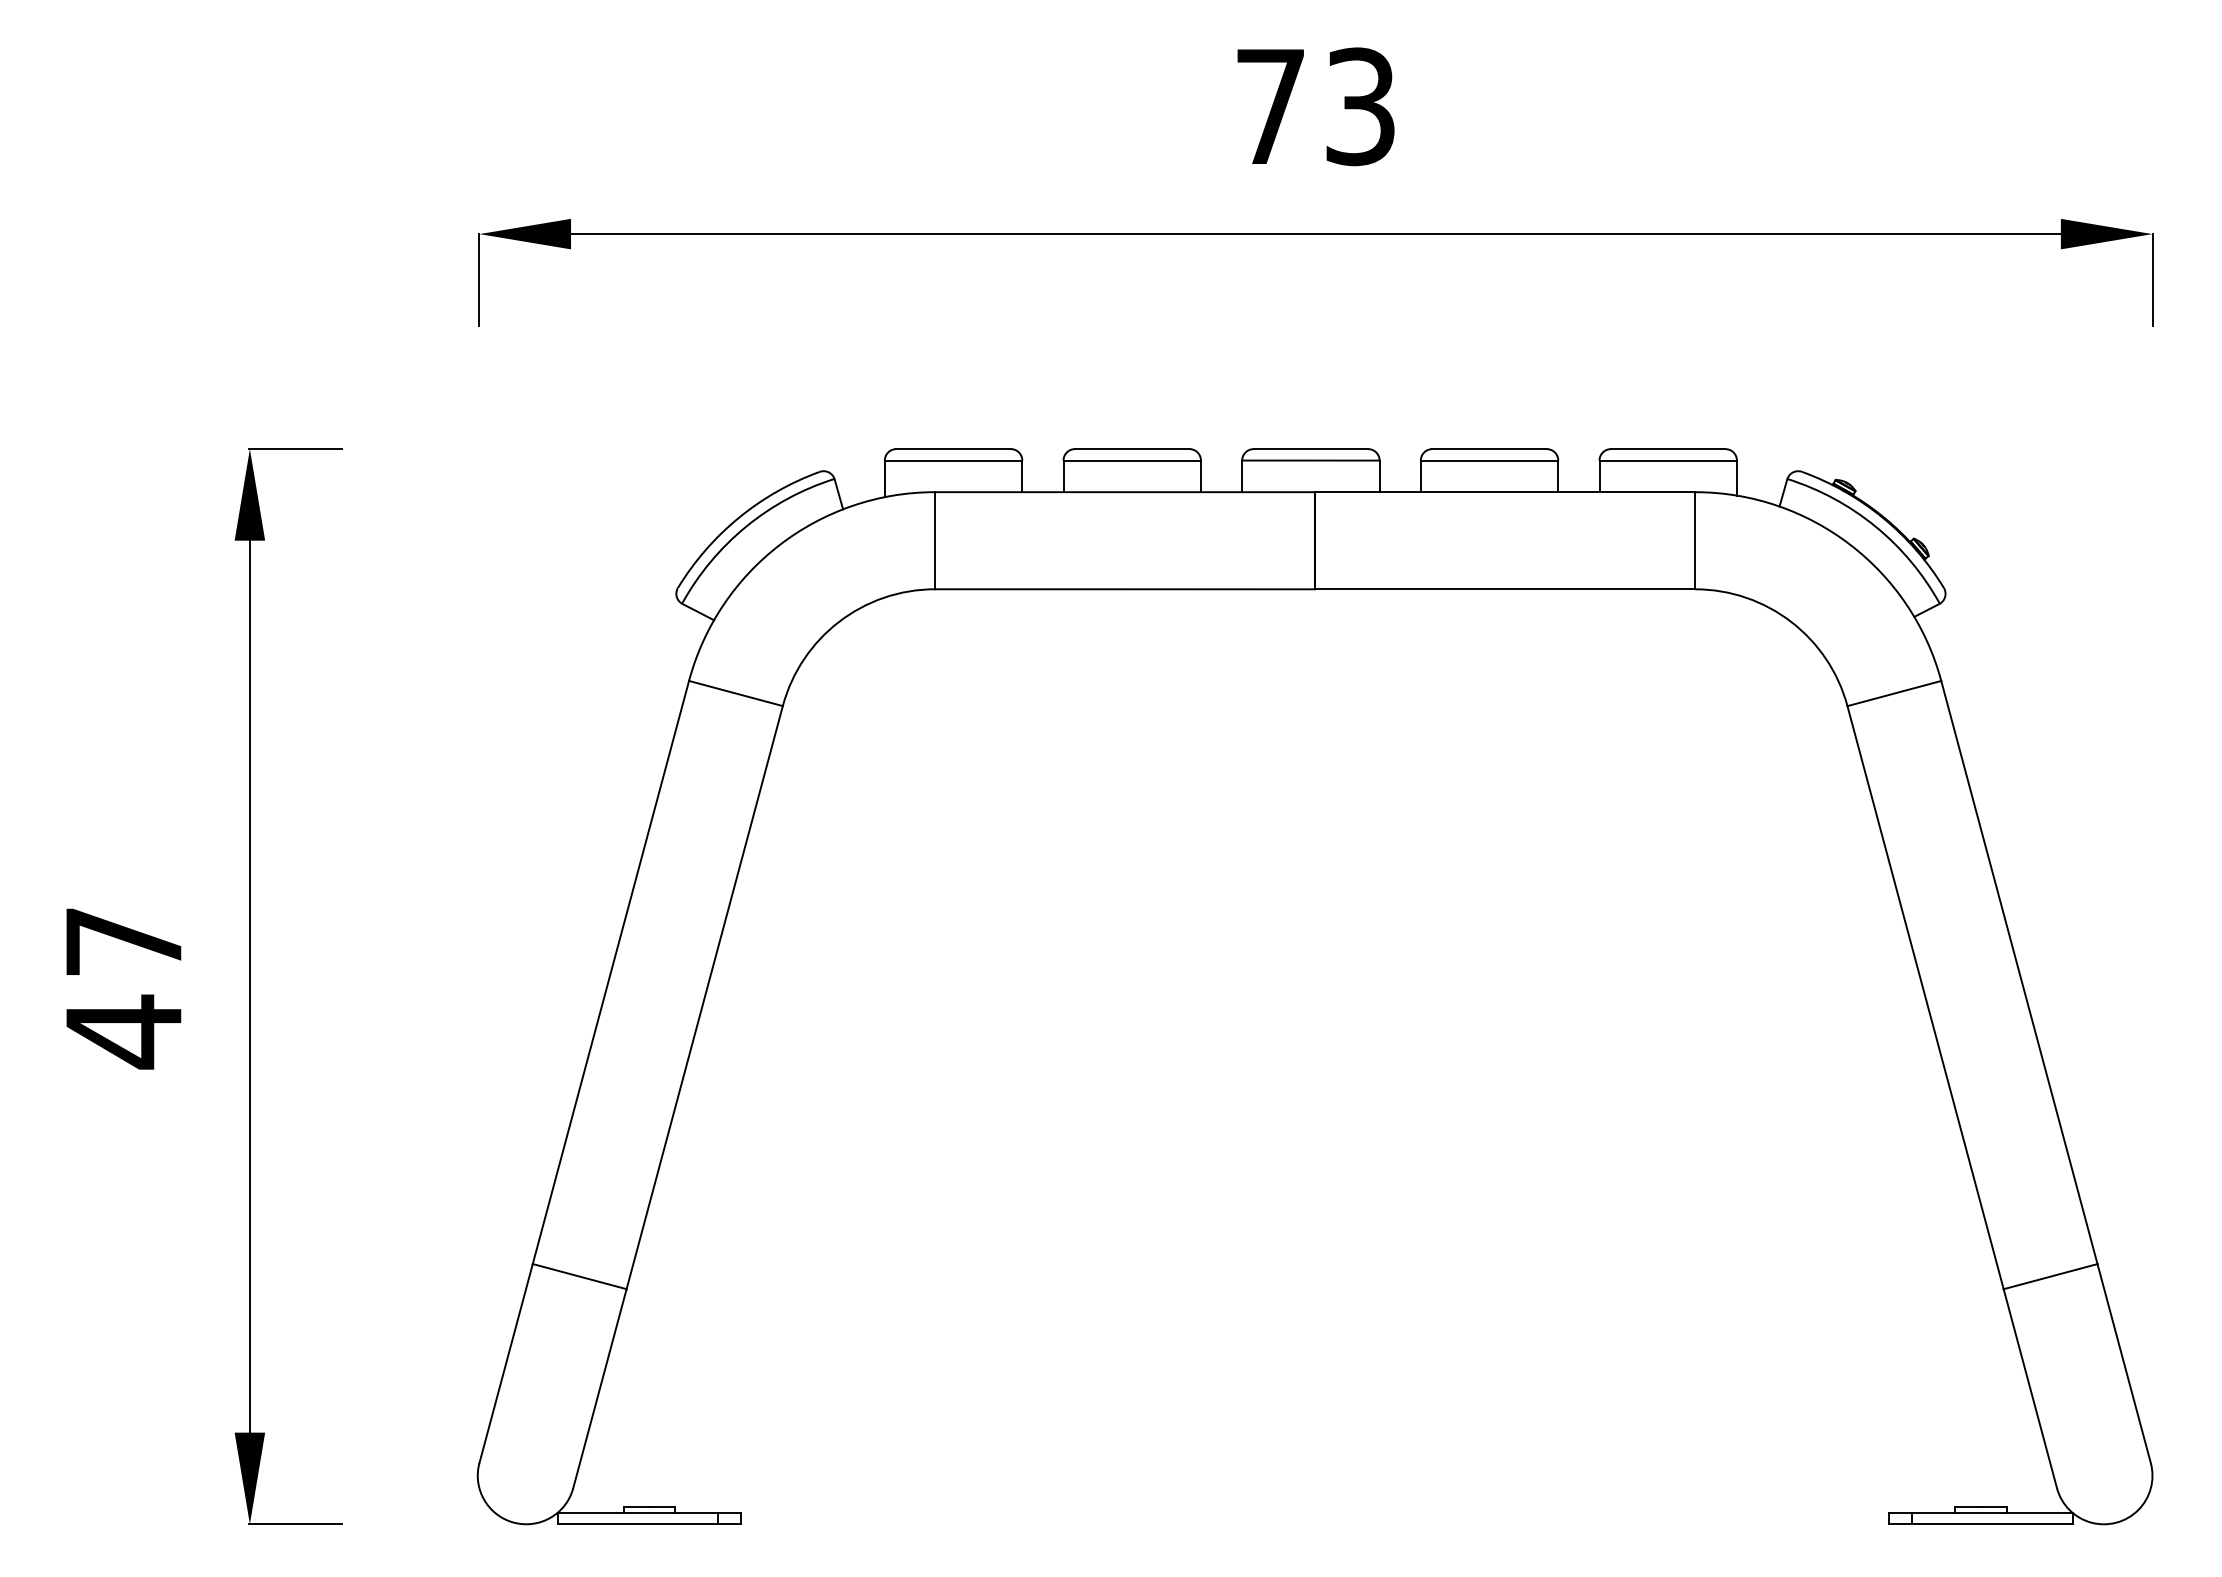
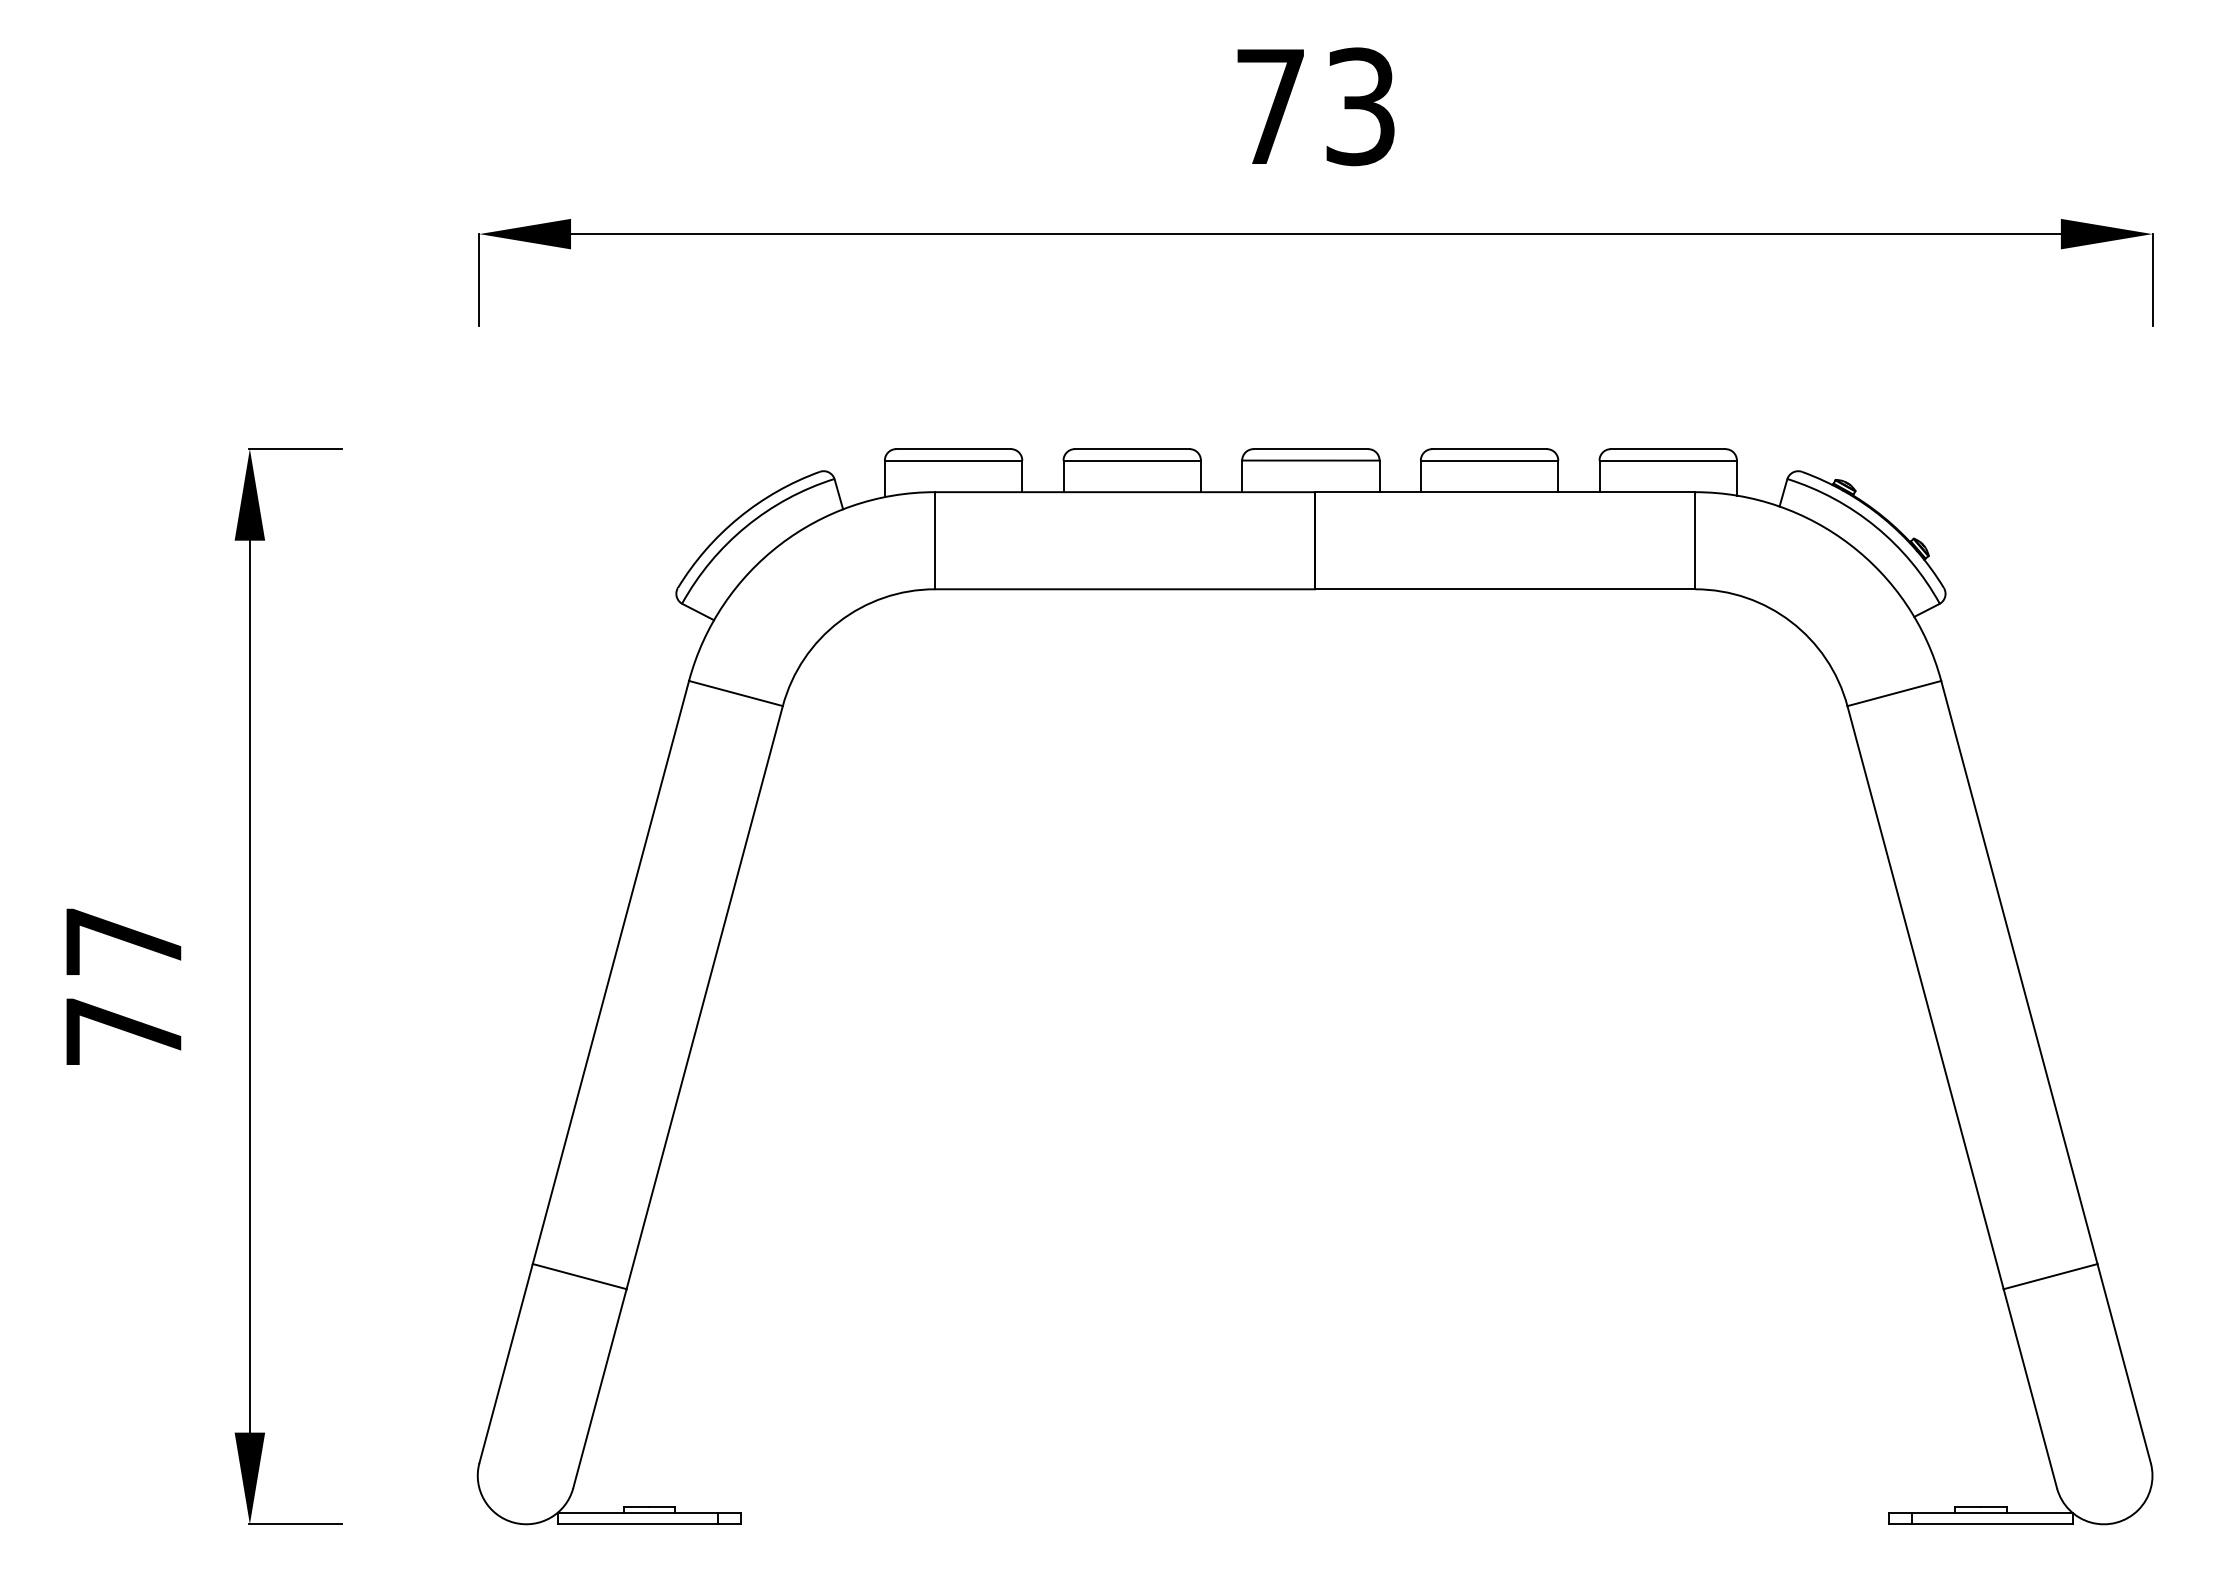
text: 47 -> 77 (123, 1031)
